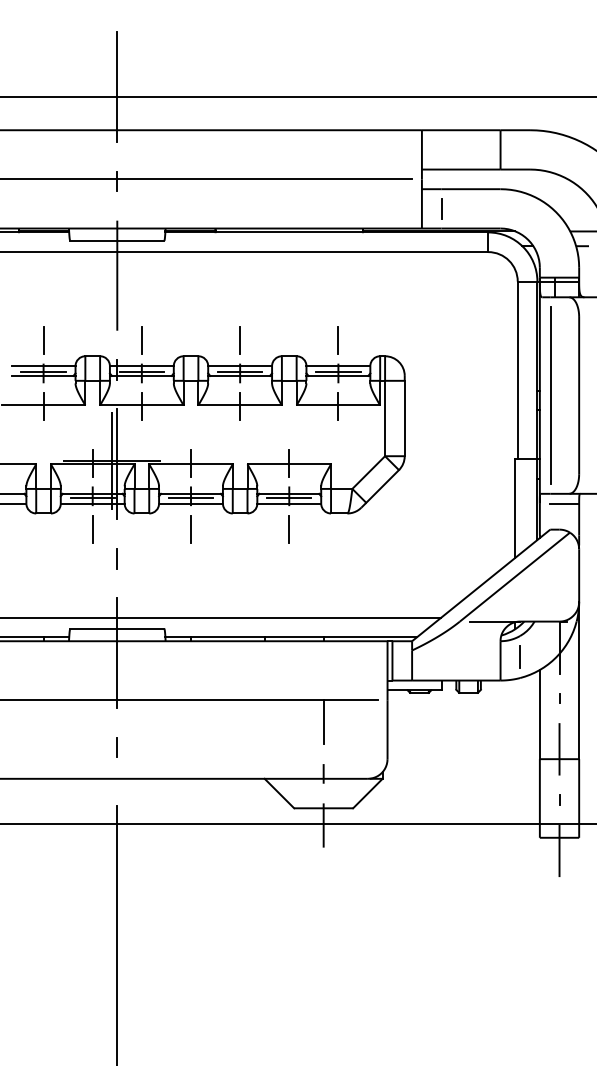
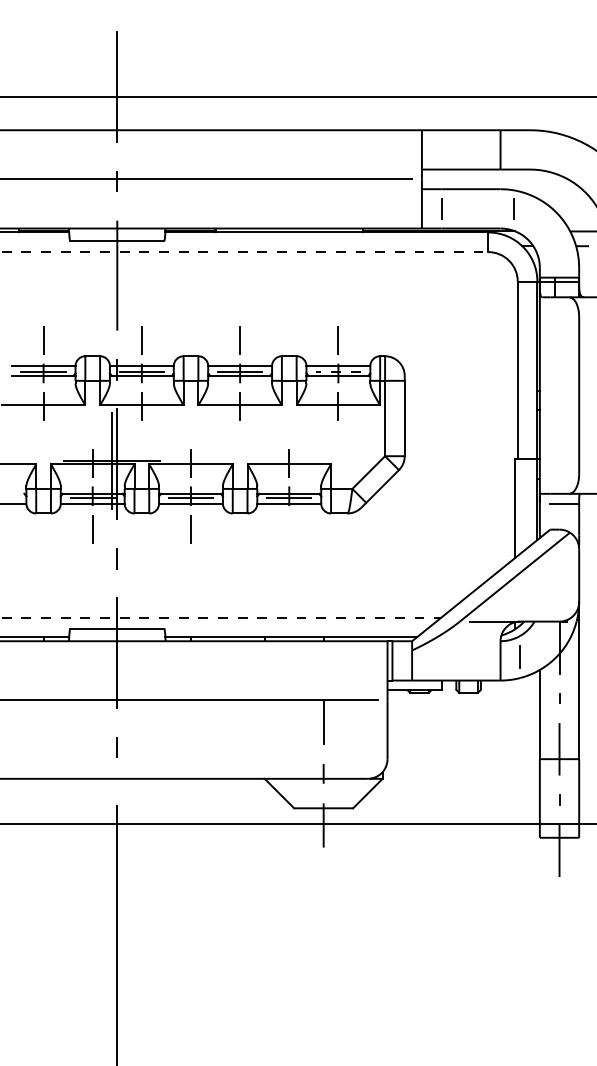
line: none -> present (513, 208)
line: solid -> dashed (244, 252)
line: solid -> dashed (337, 371)
line: present -> none (550, 395)
line: present -> none (14, 493)
line: present -> none (289, 528)
line: solid -> dashed (221, 617)
